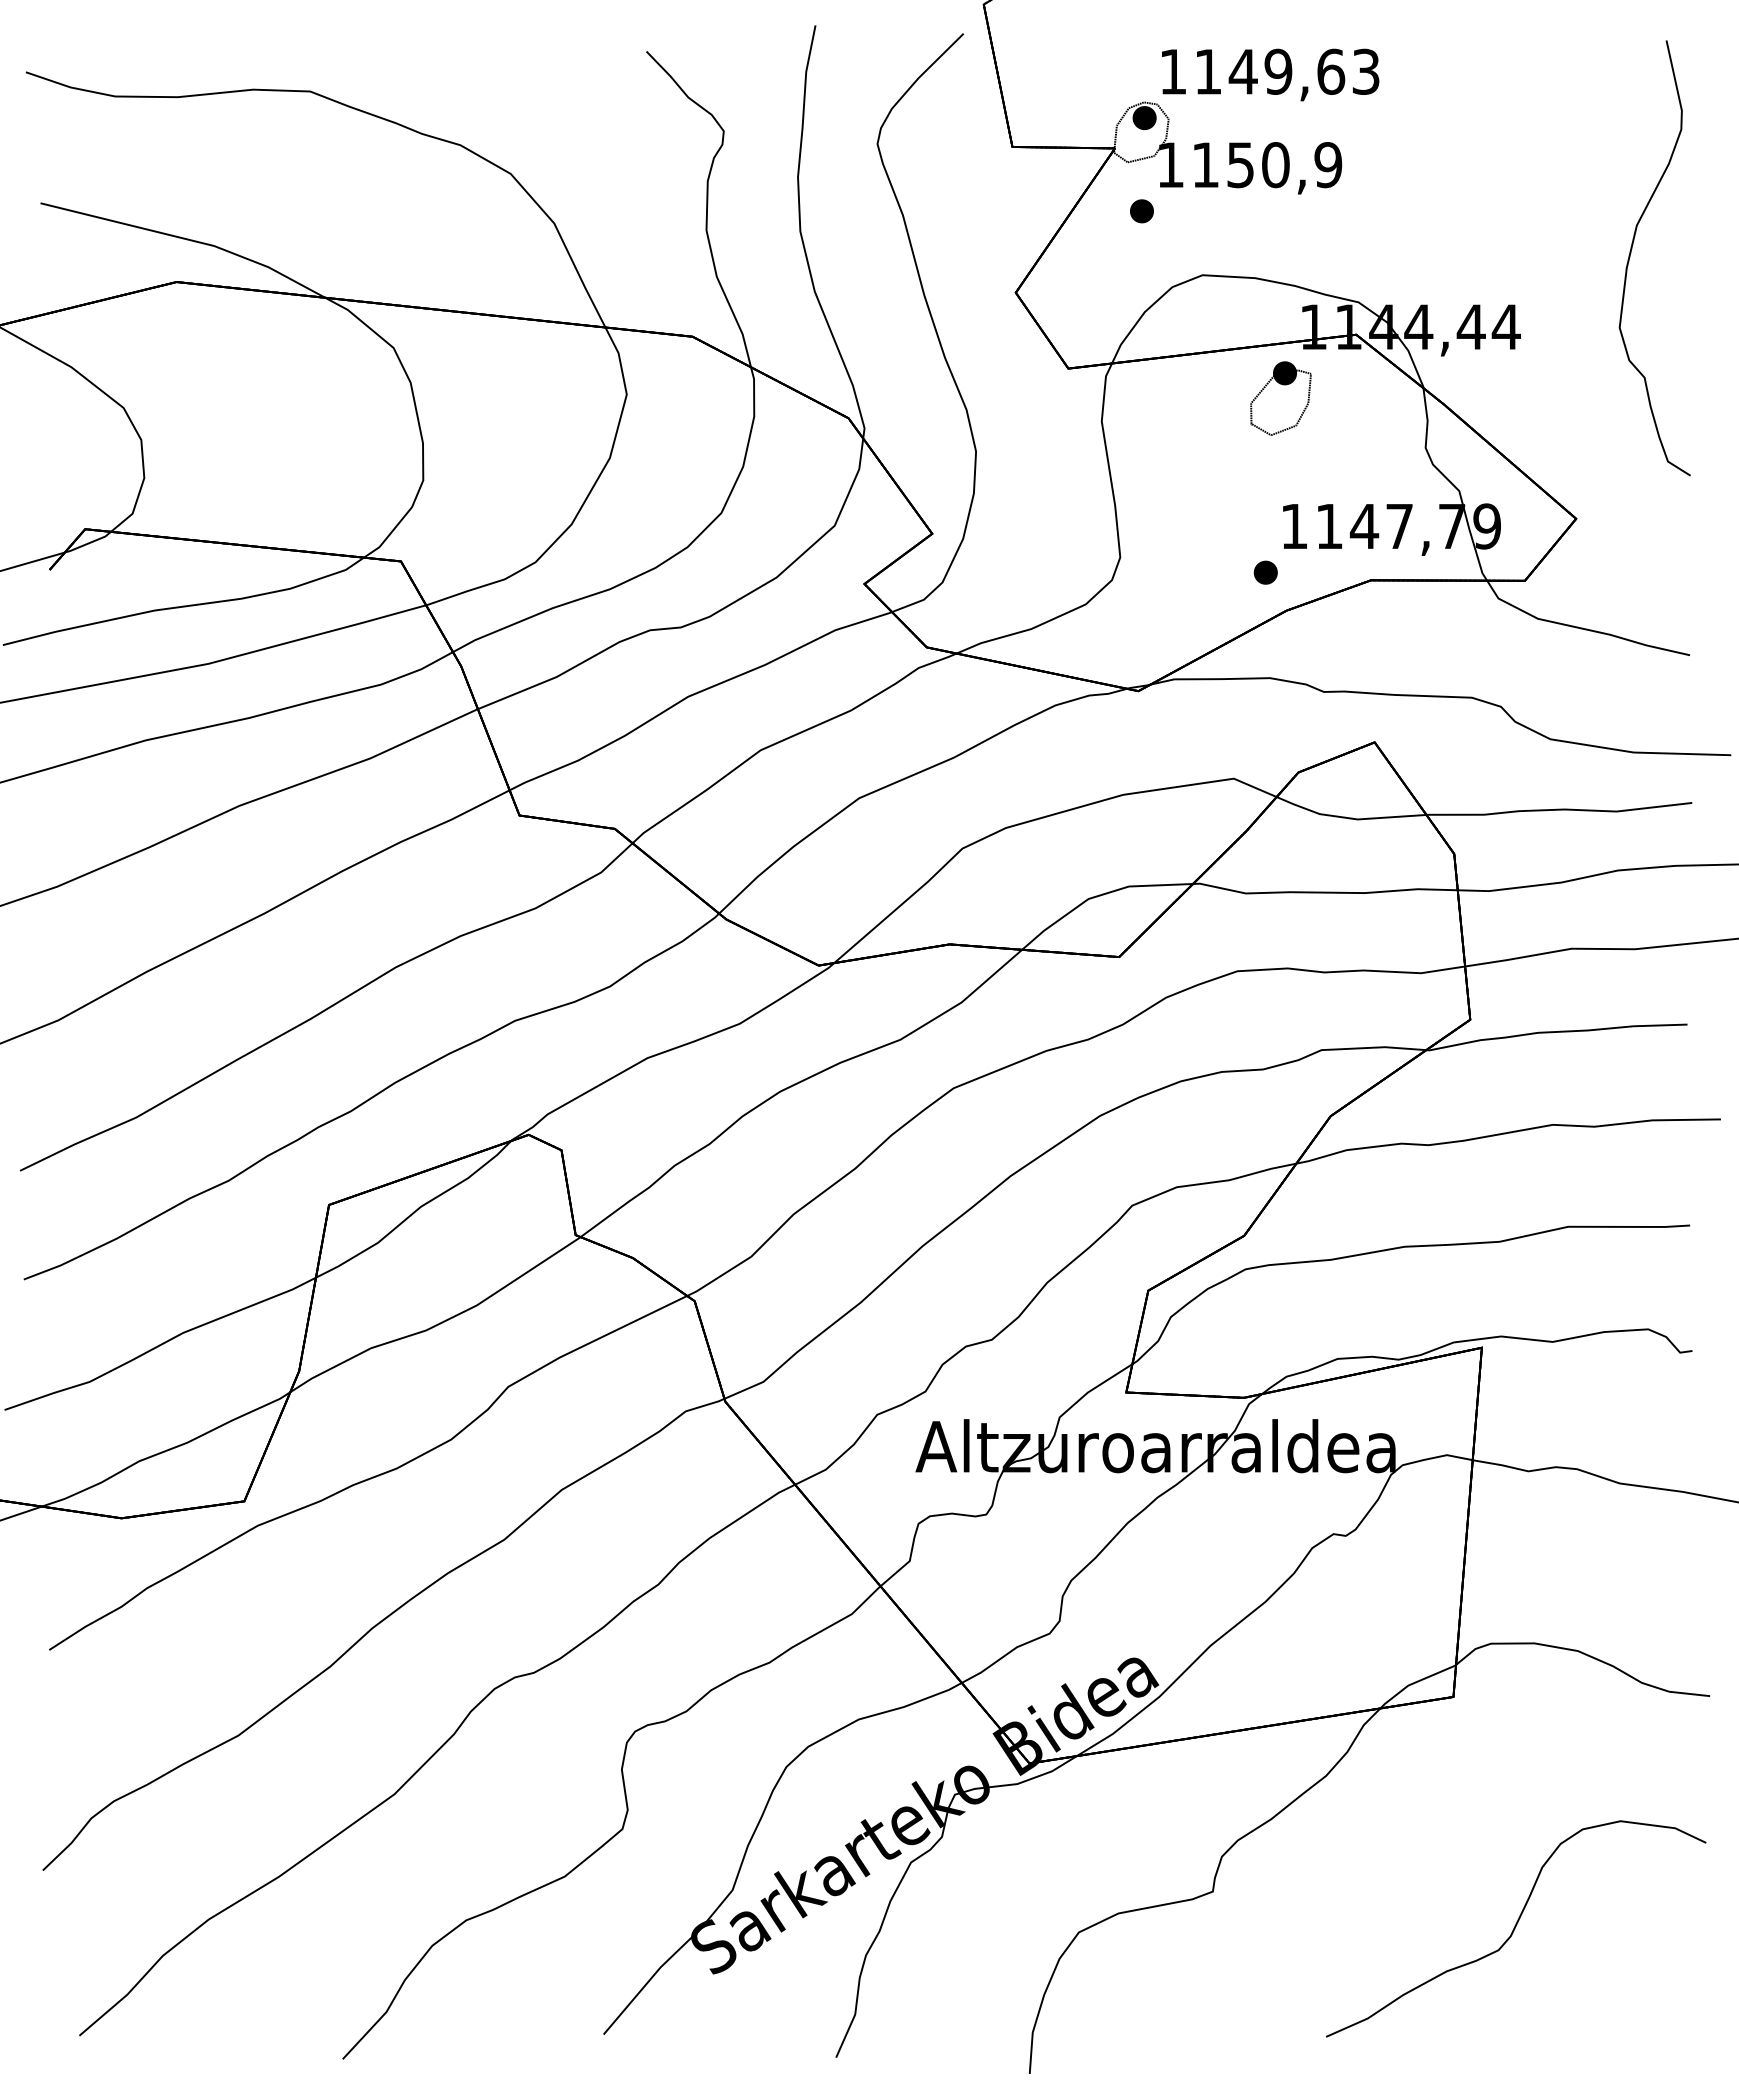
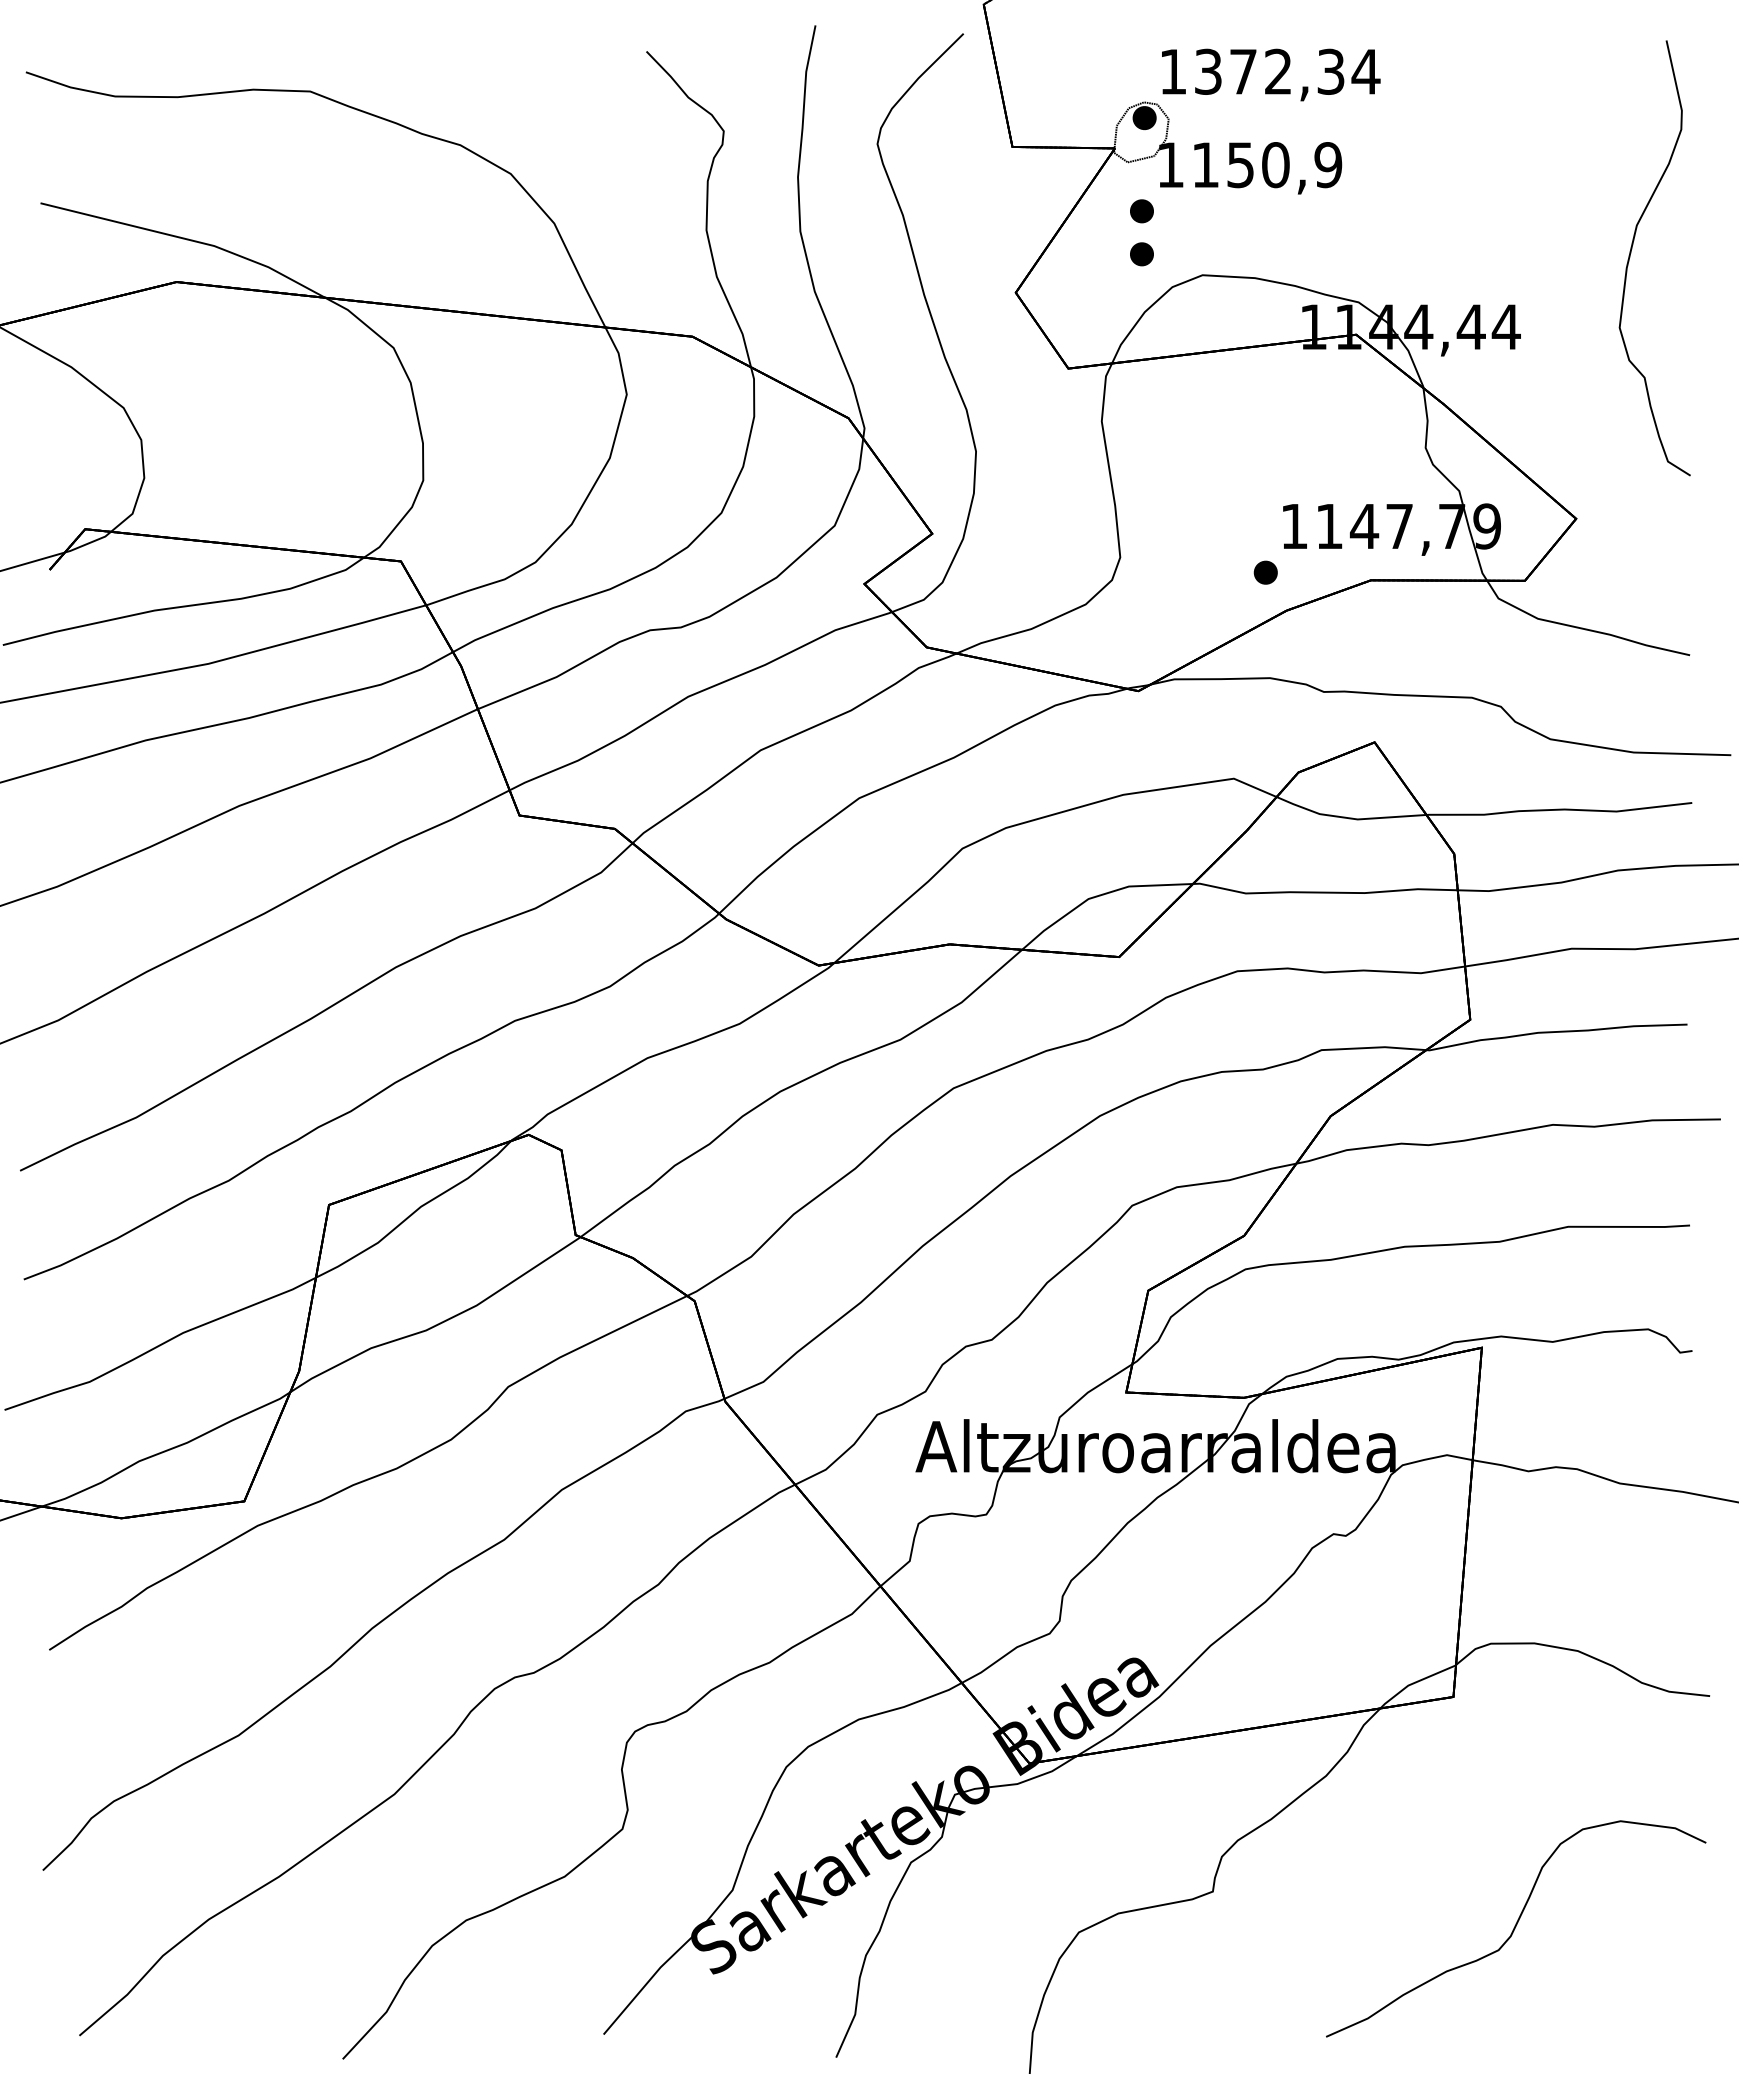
text: 1149,63 -> 1372,34 (1287, 71)
part: none -> present (1141, 254)
part: present -> none (1280, 398)
